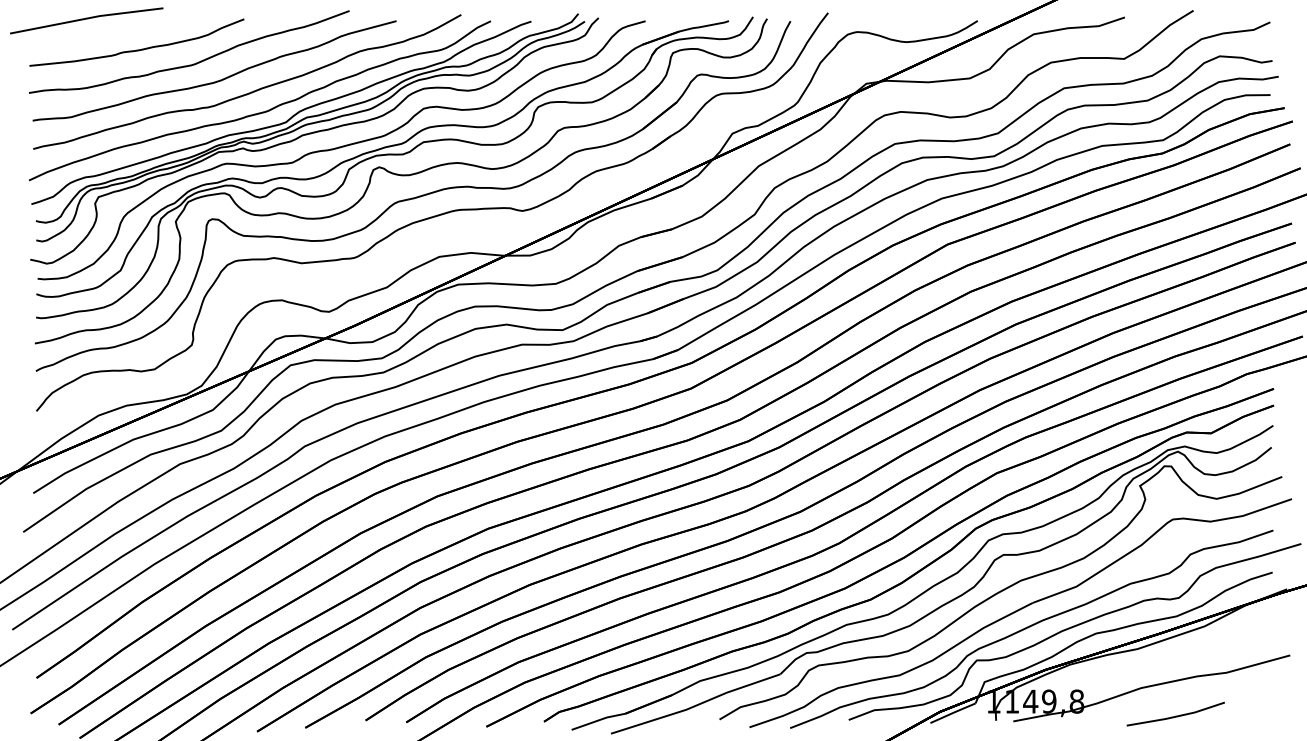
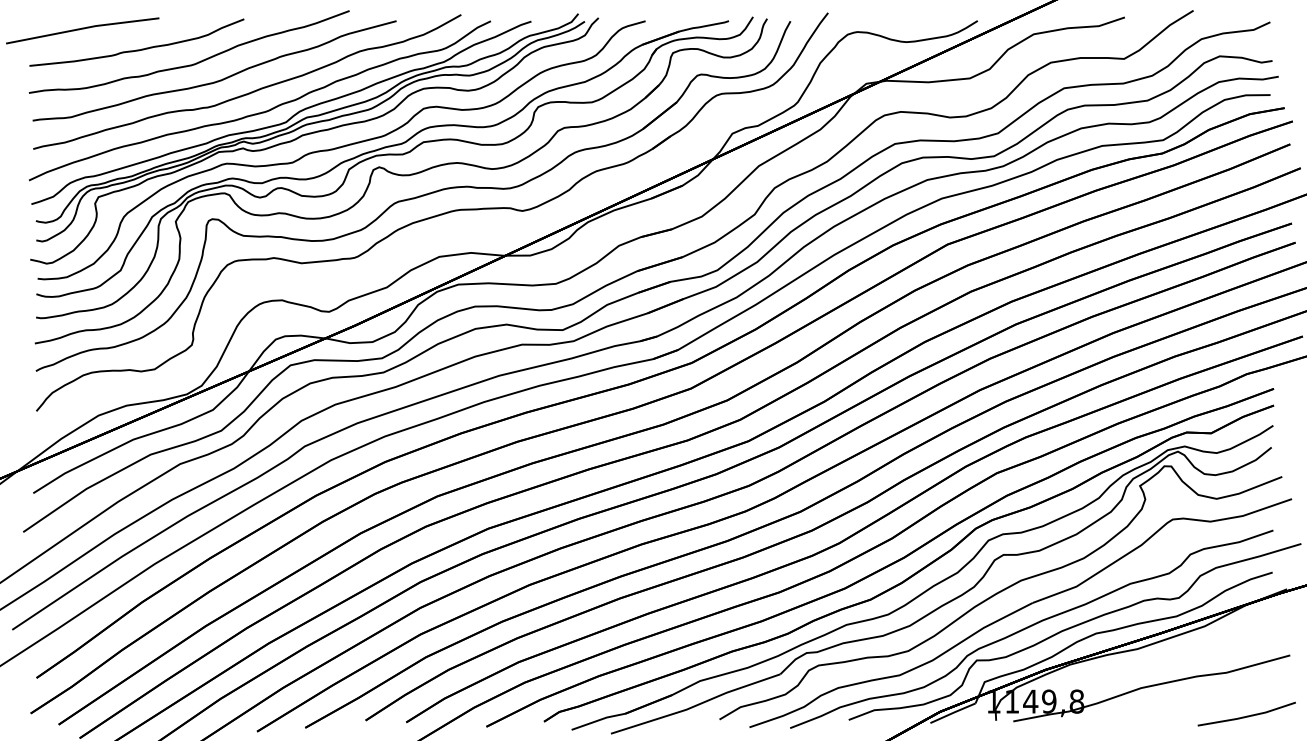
line position: (86, 19) -> (82, 29) (82, 29)
line position: (1175, 715) -> (1246, 715) (1246, 715)
